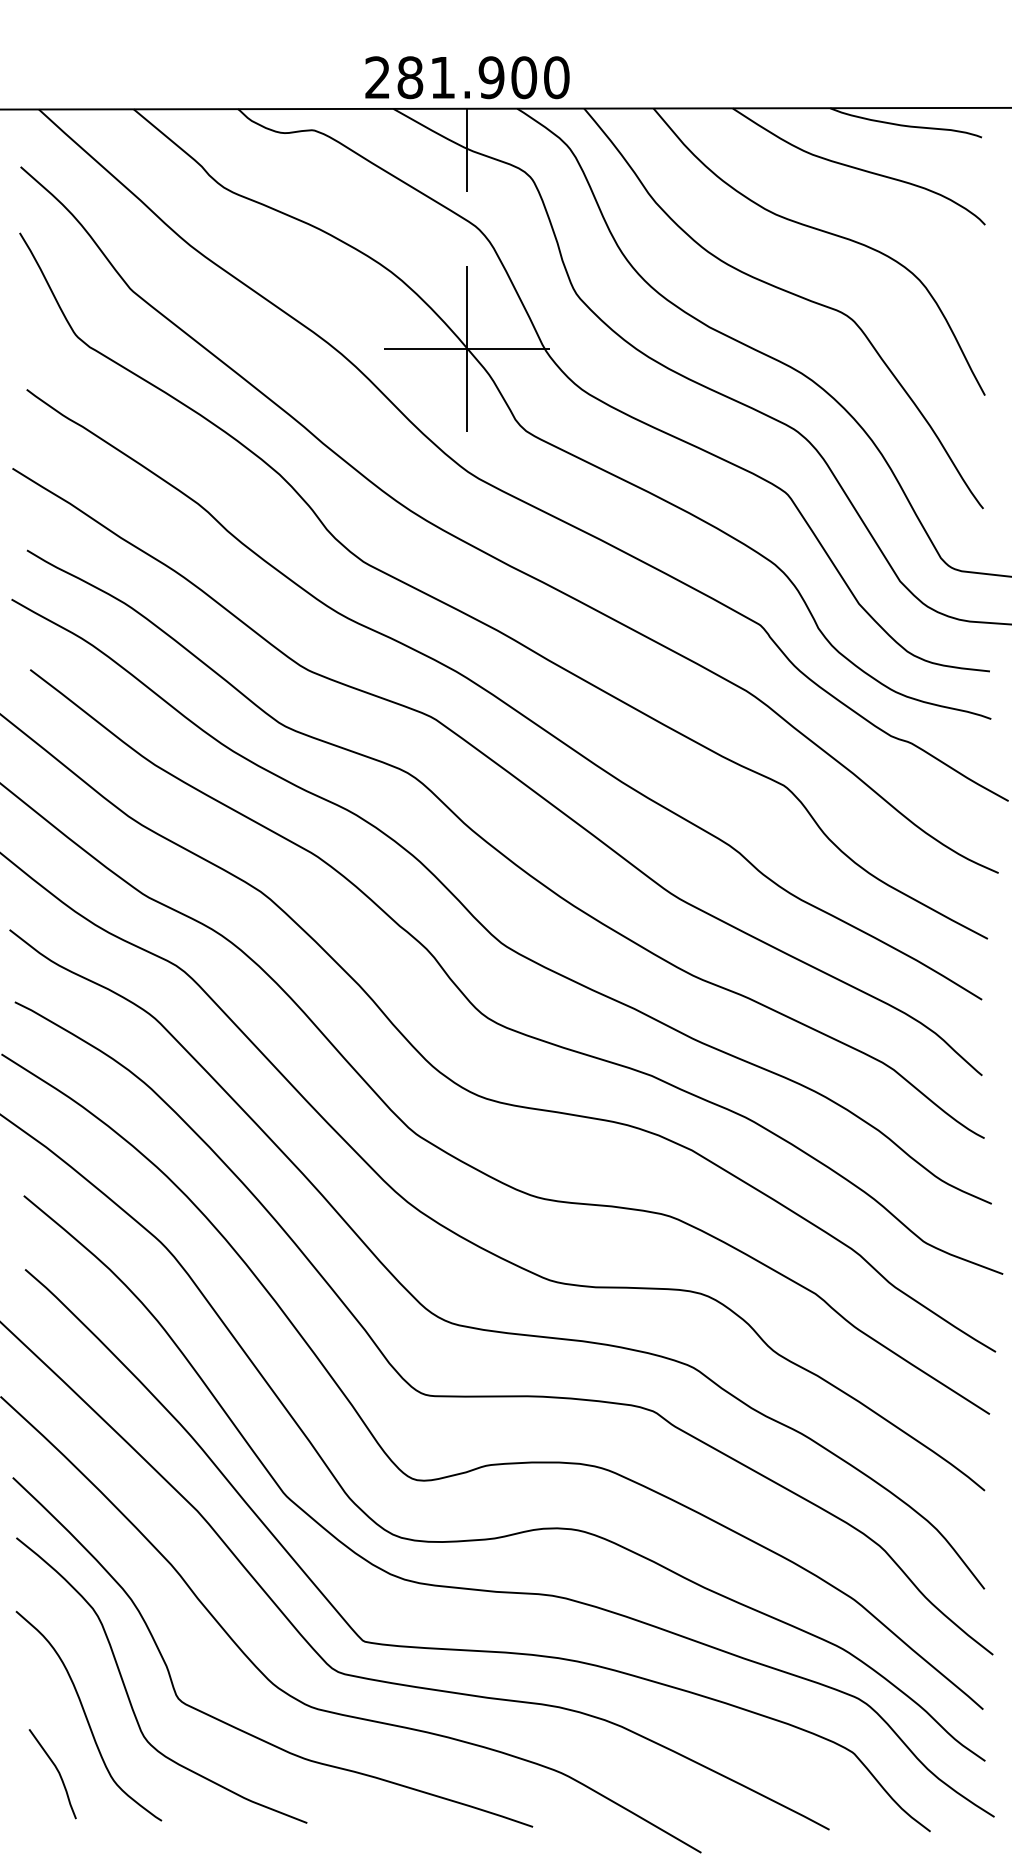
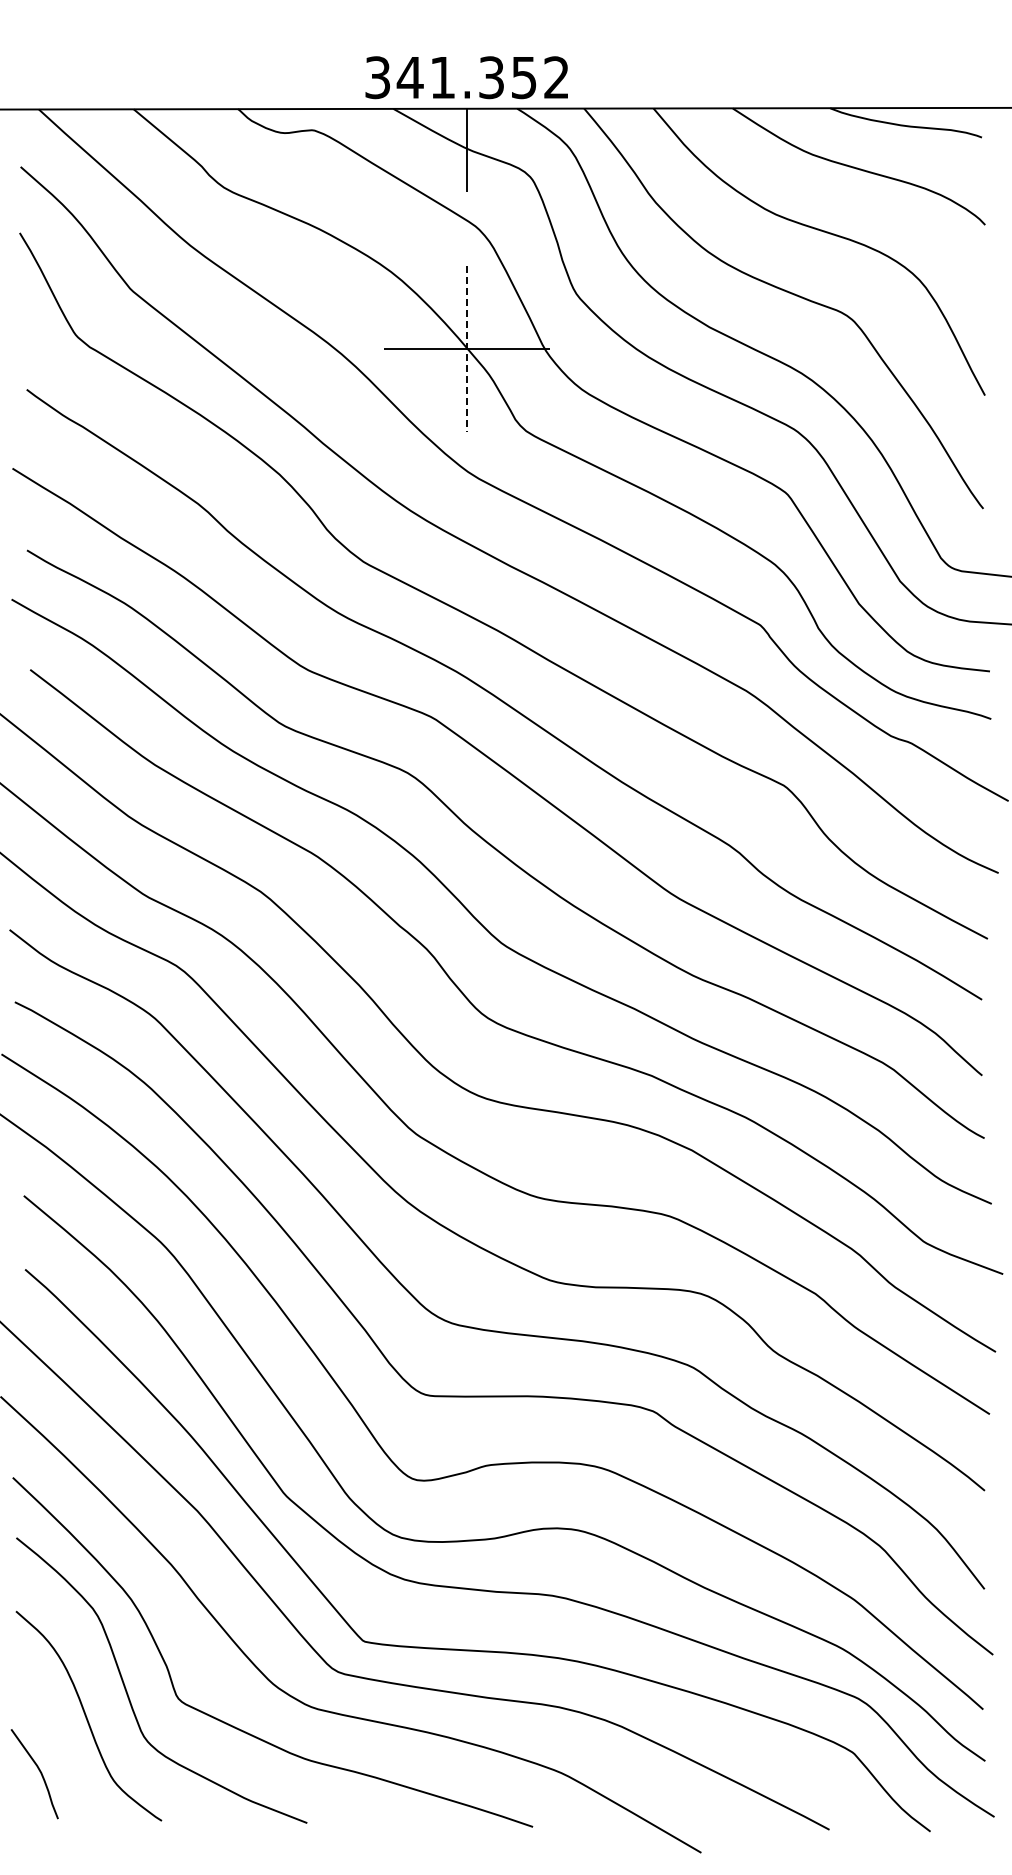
text: 281.900 -> 341.352 (467, 77)
line: solid -> dashed (467, 349)
curve position: (57, 1772) -> (39, 1772) (39, 1772)
